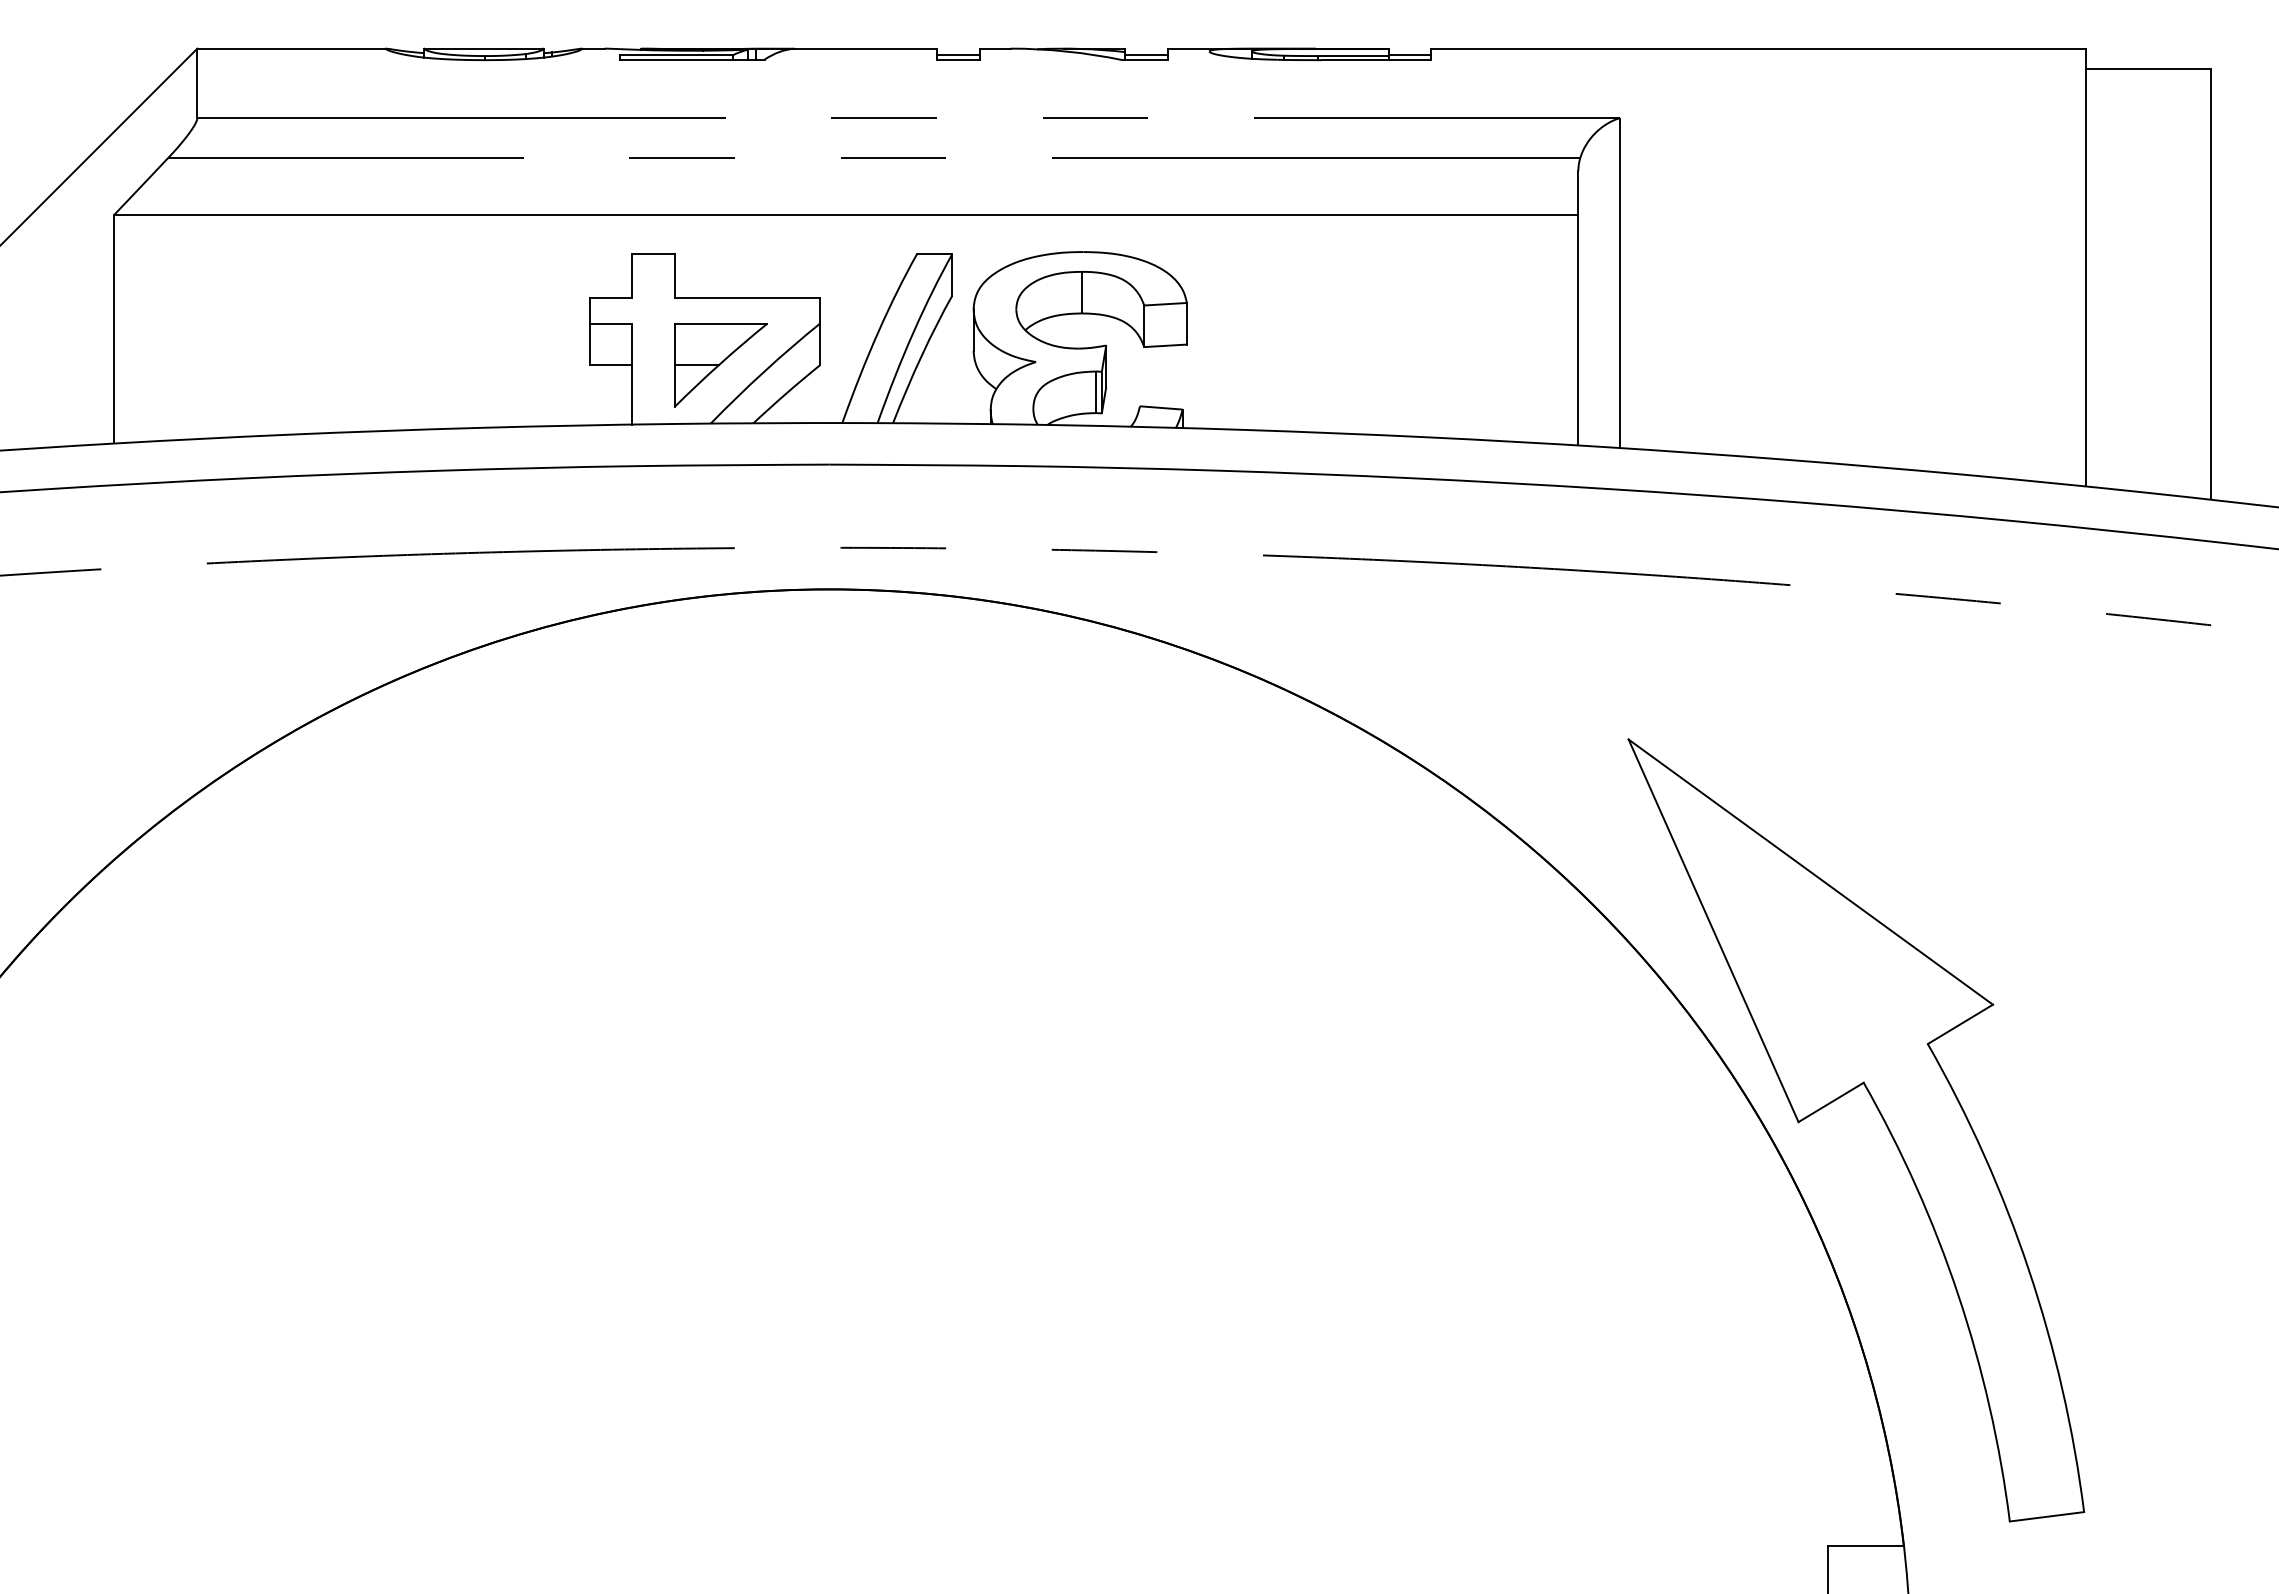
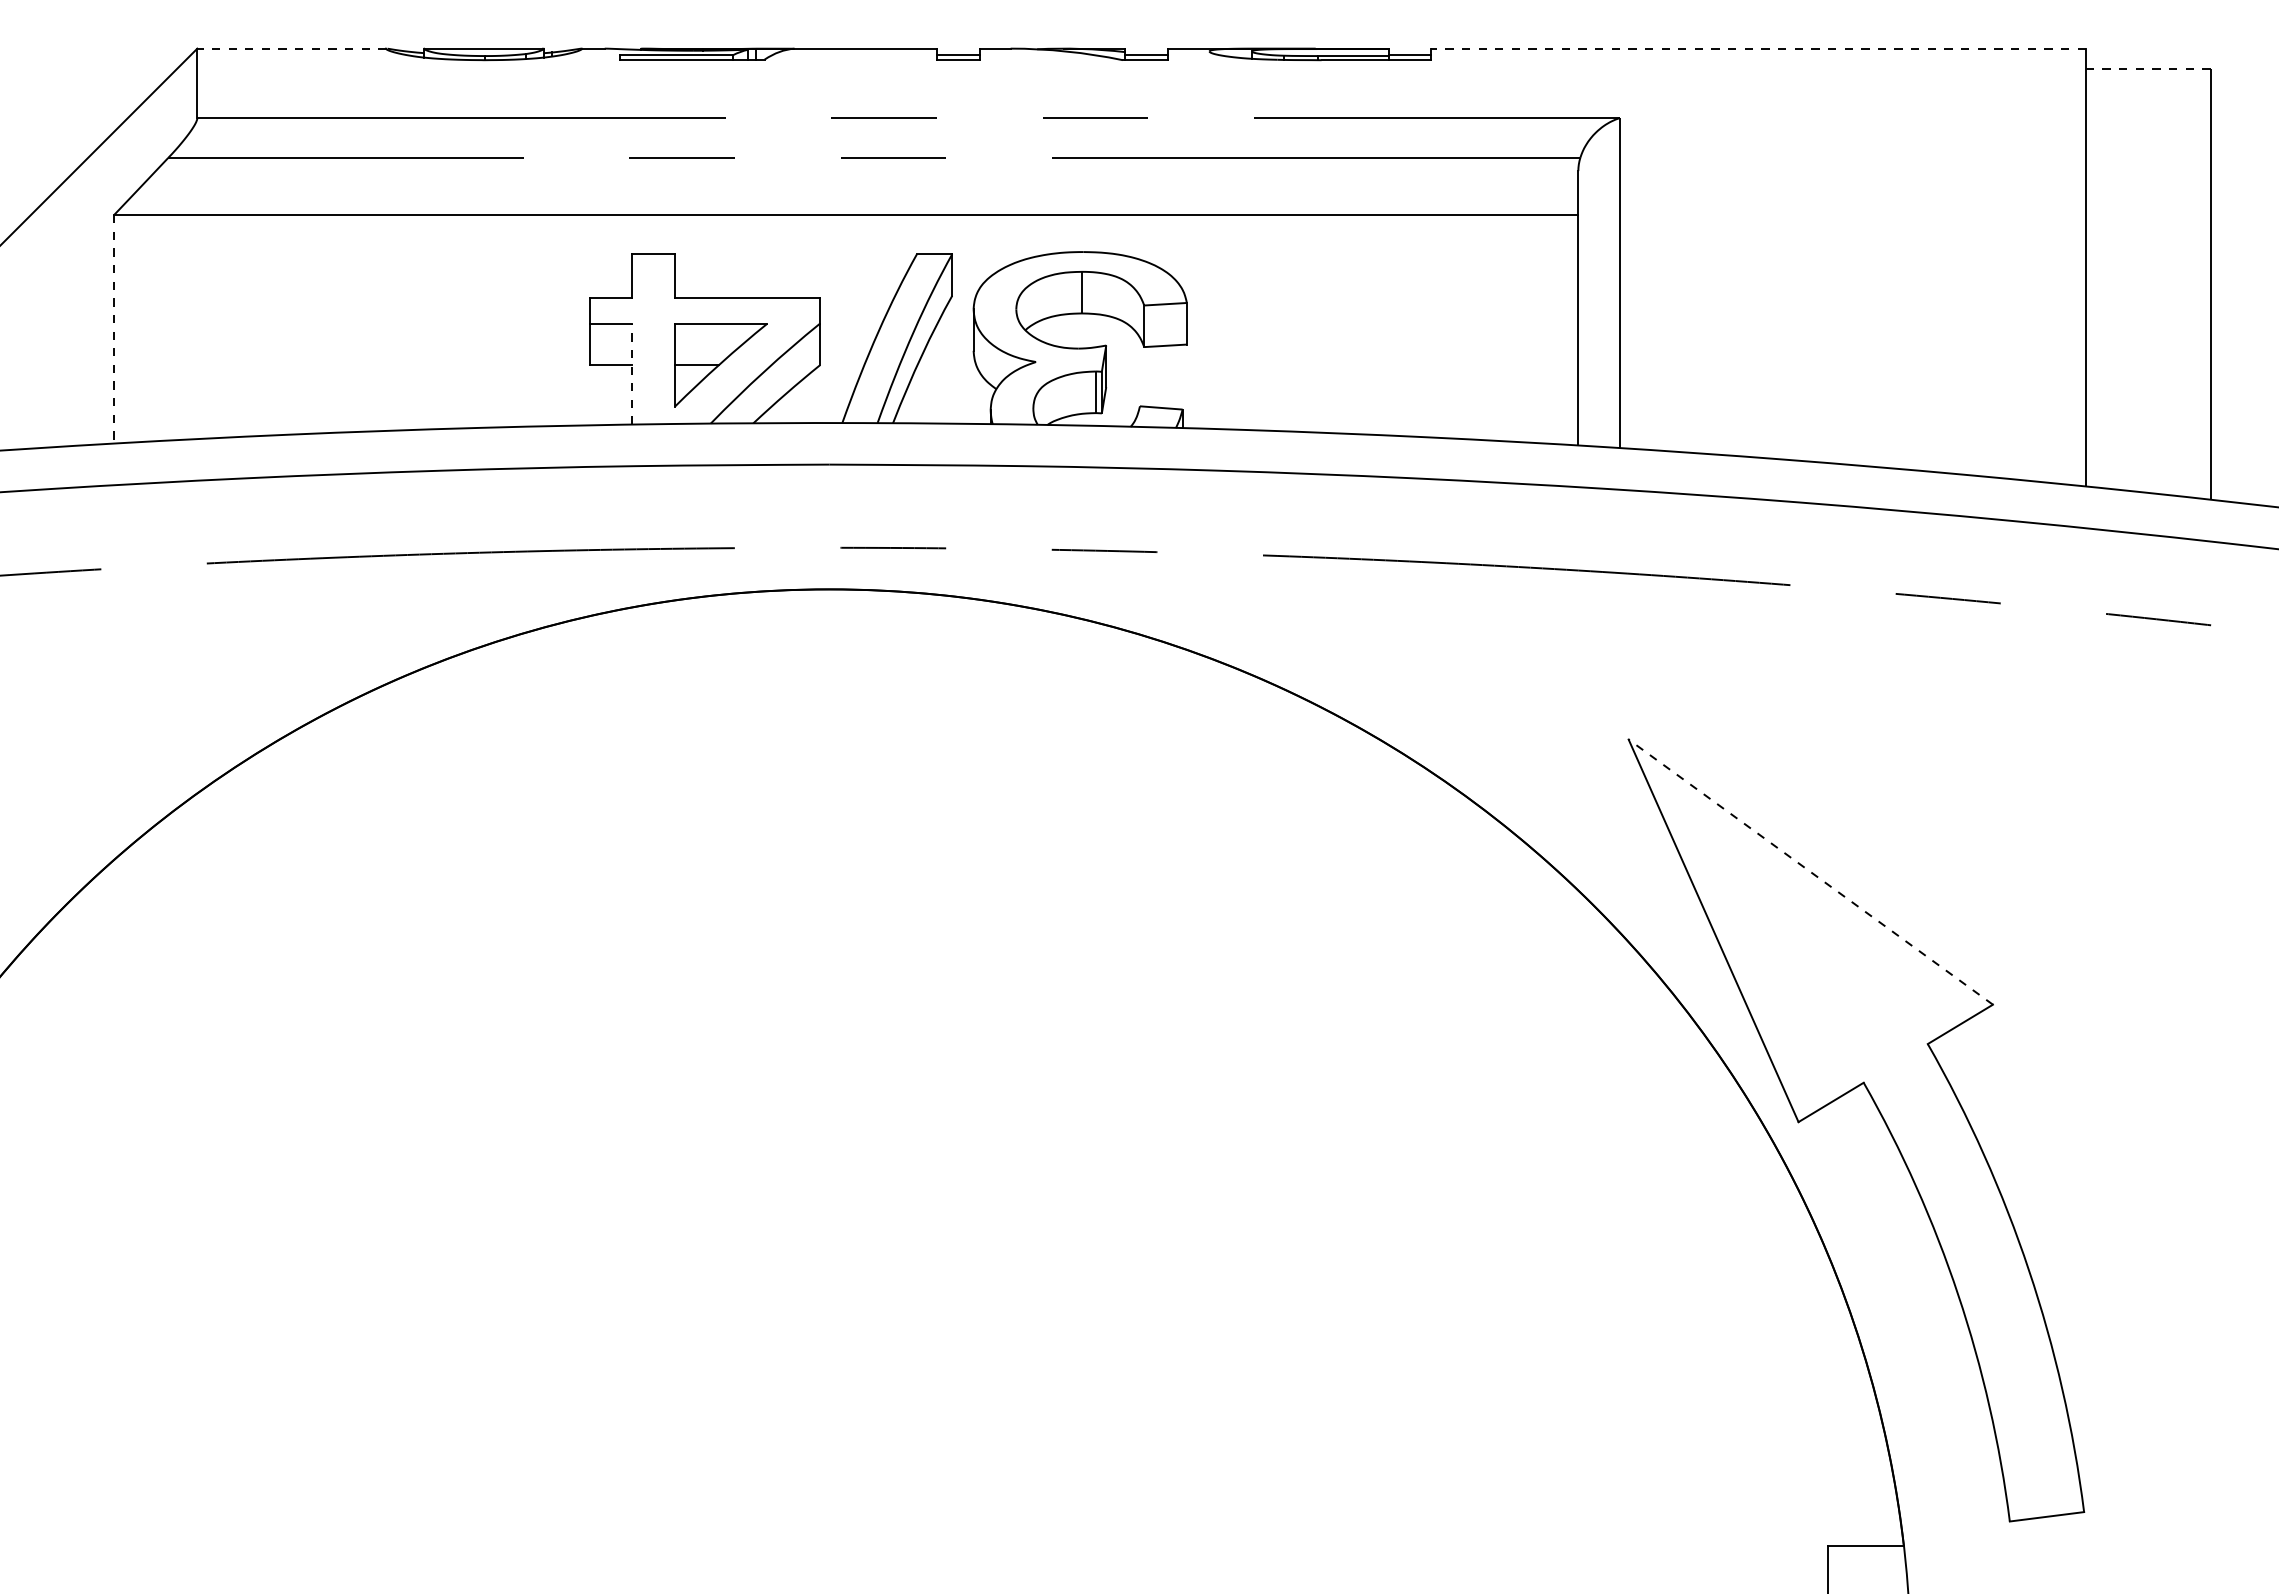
line: solid -> dashed (291, 48)
line: solid -> dashed (1758, 48)
line: solid -> dashed (2147, 69)
line: solid -> dashed (114, 329)
line: solid -> dashed (632, 374)
line: solid -> dashed (1810, 871)
